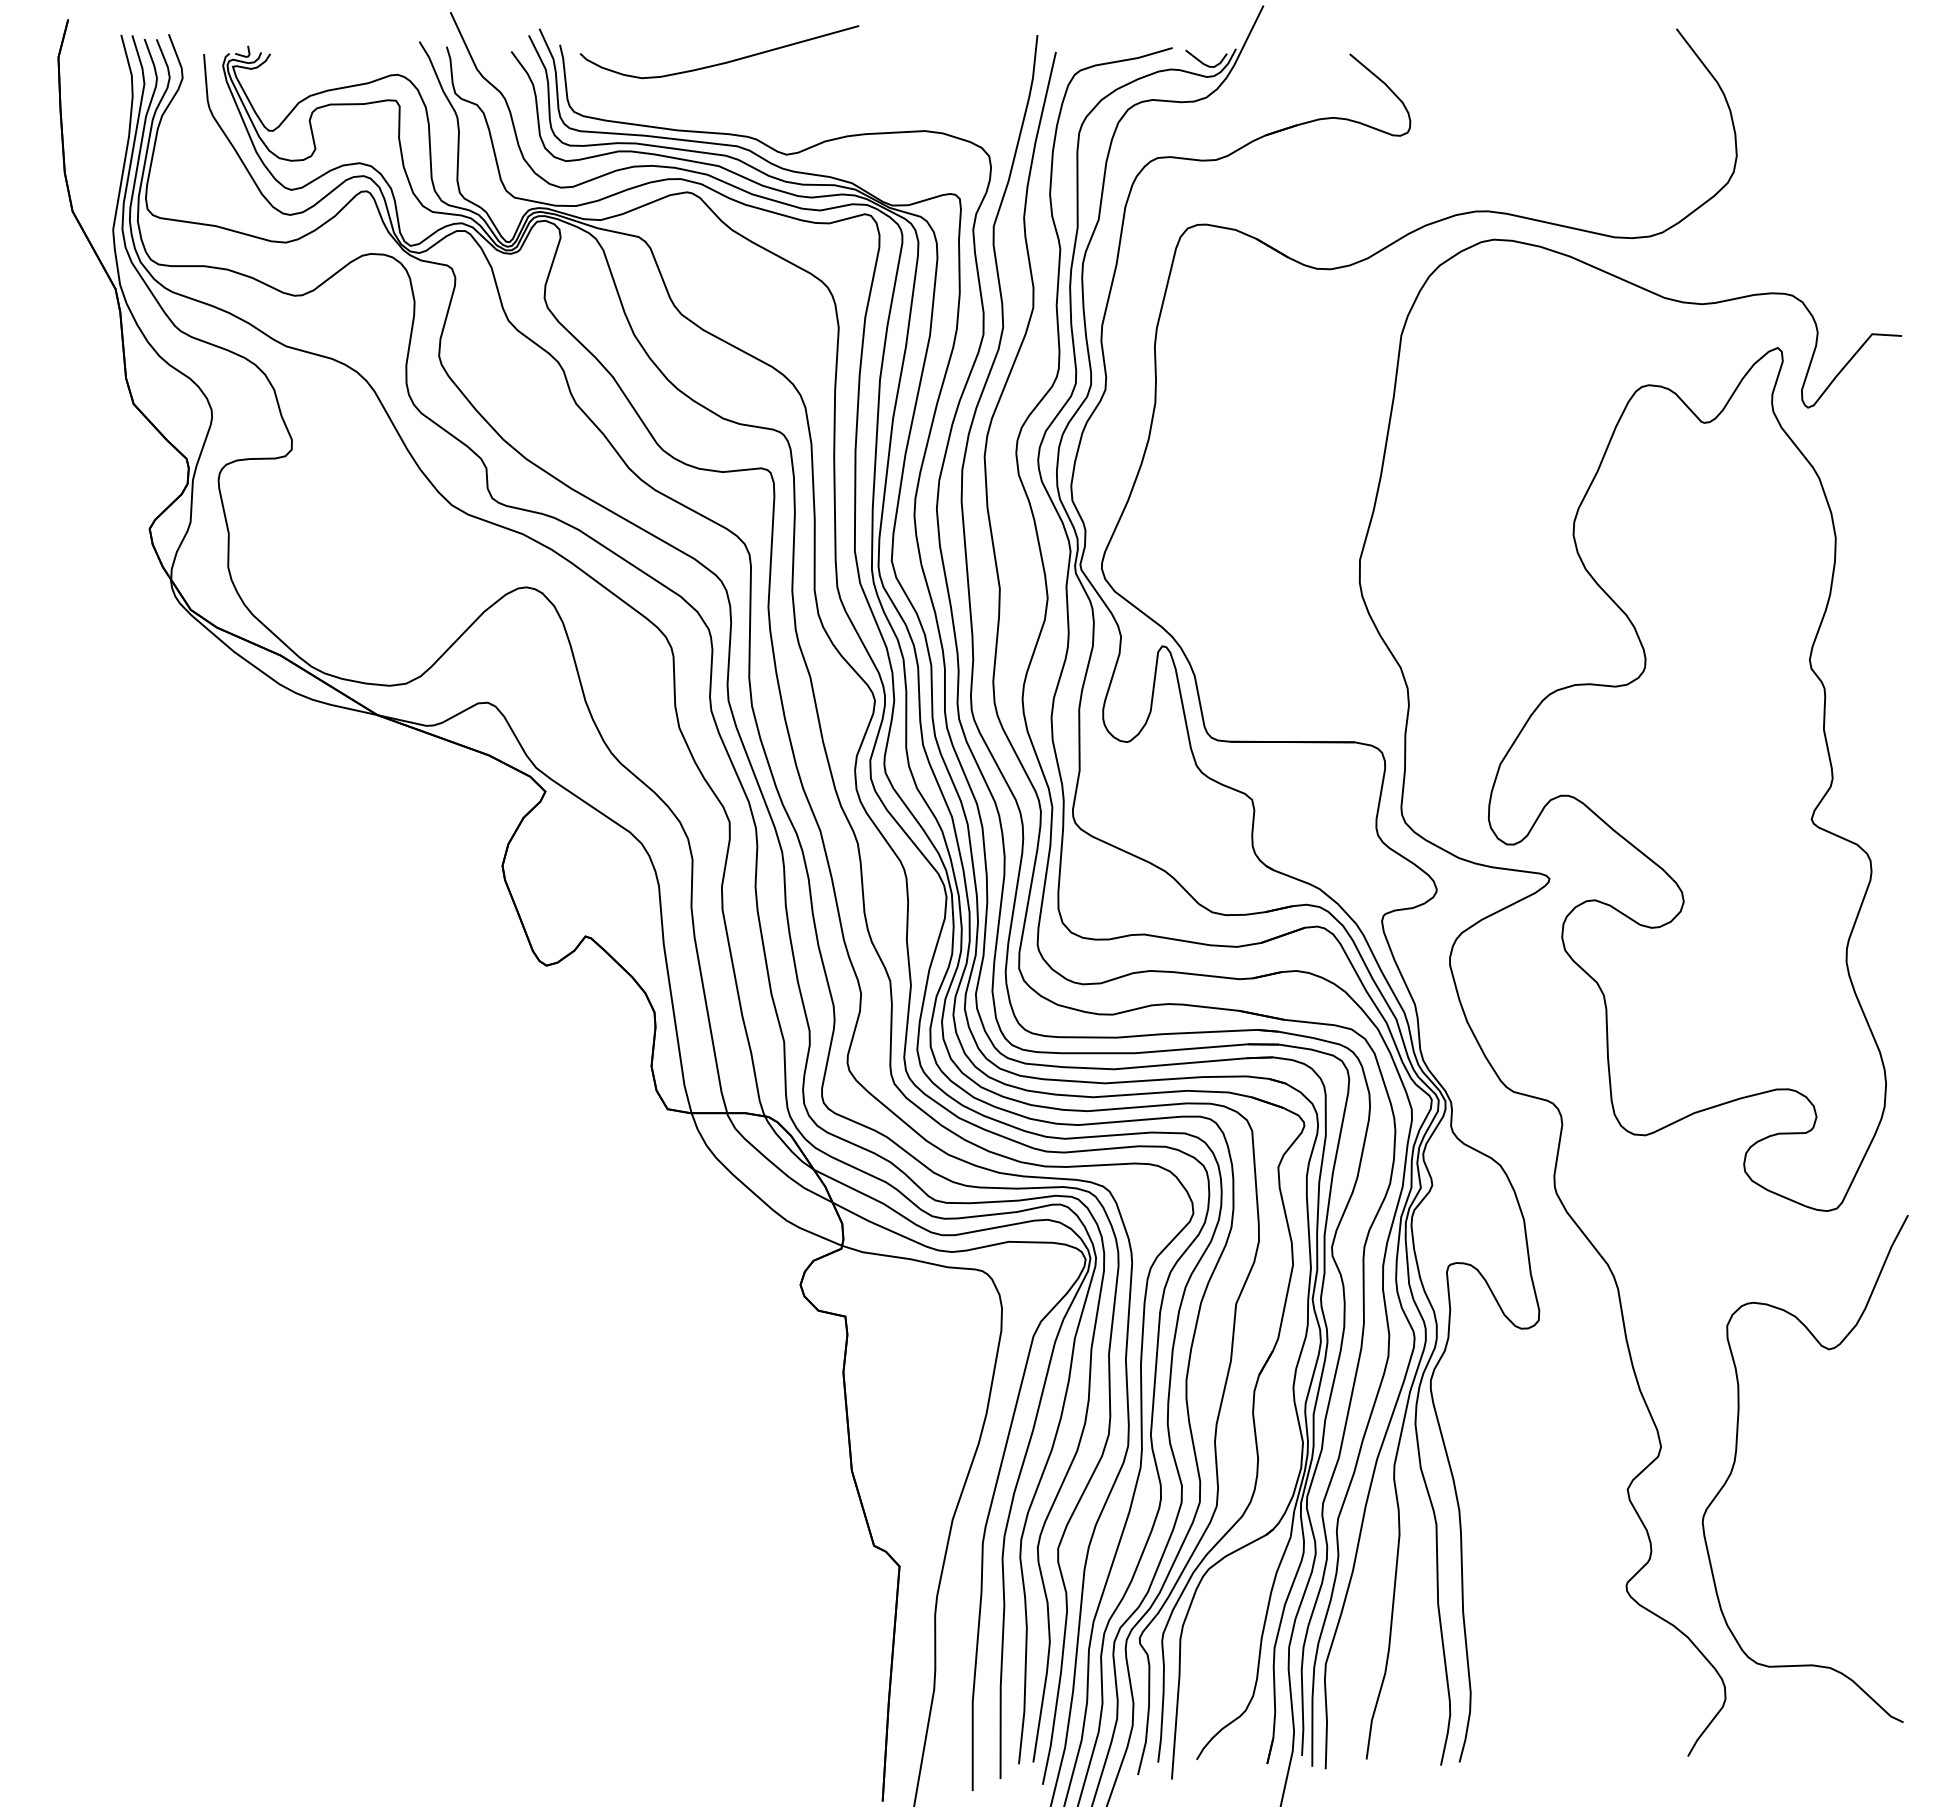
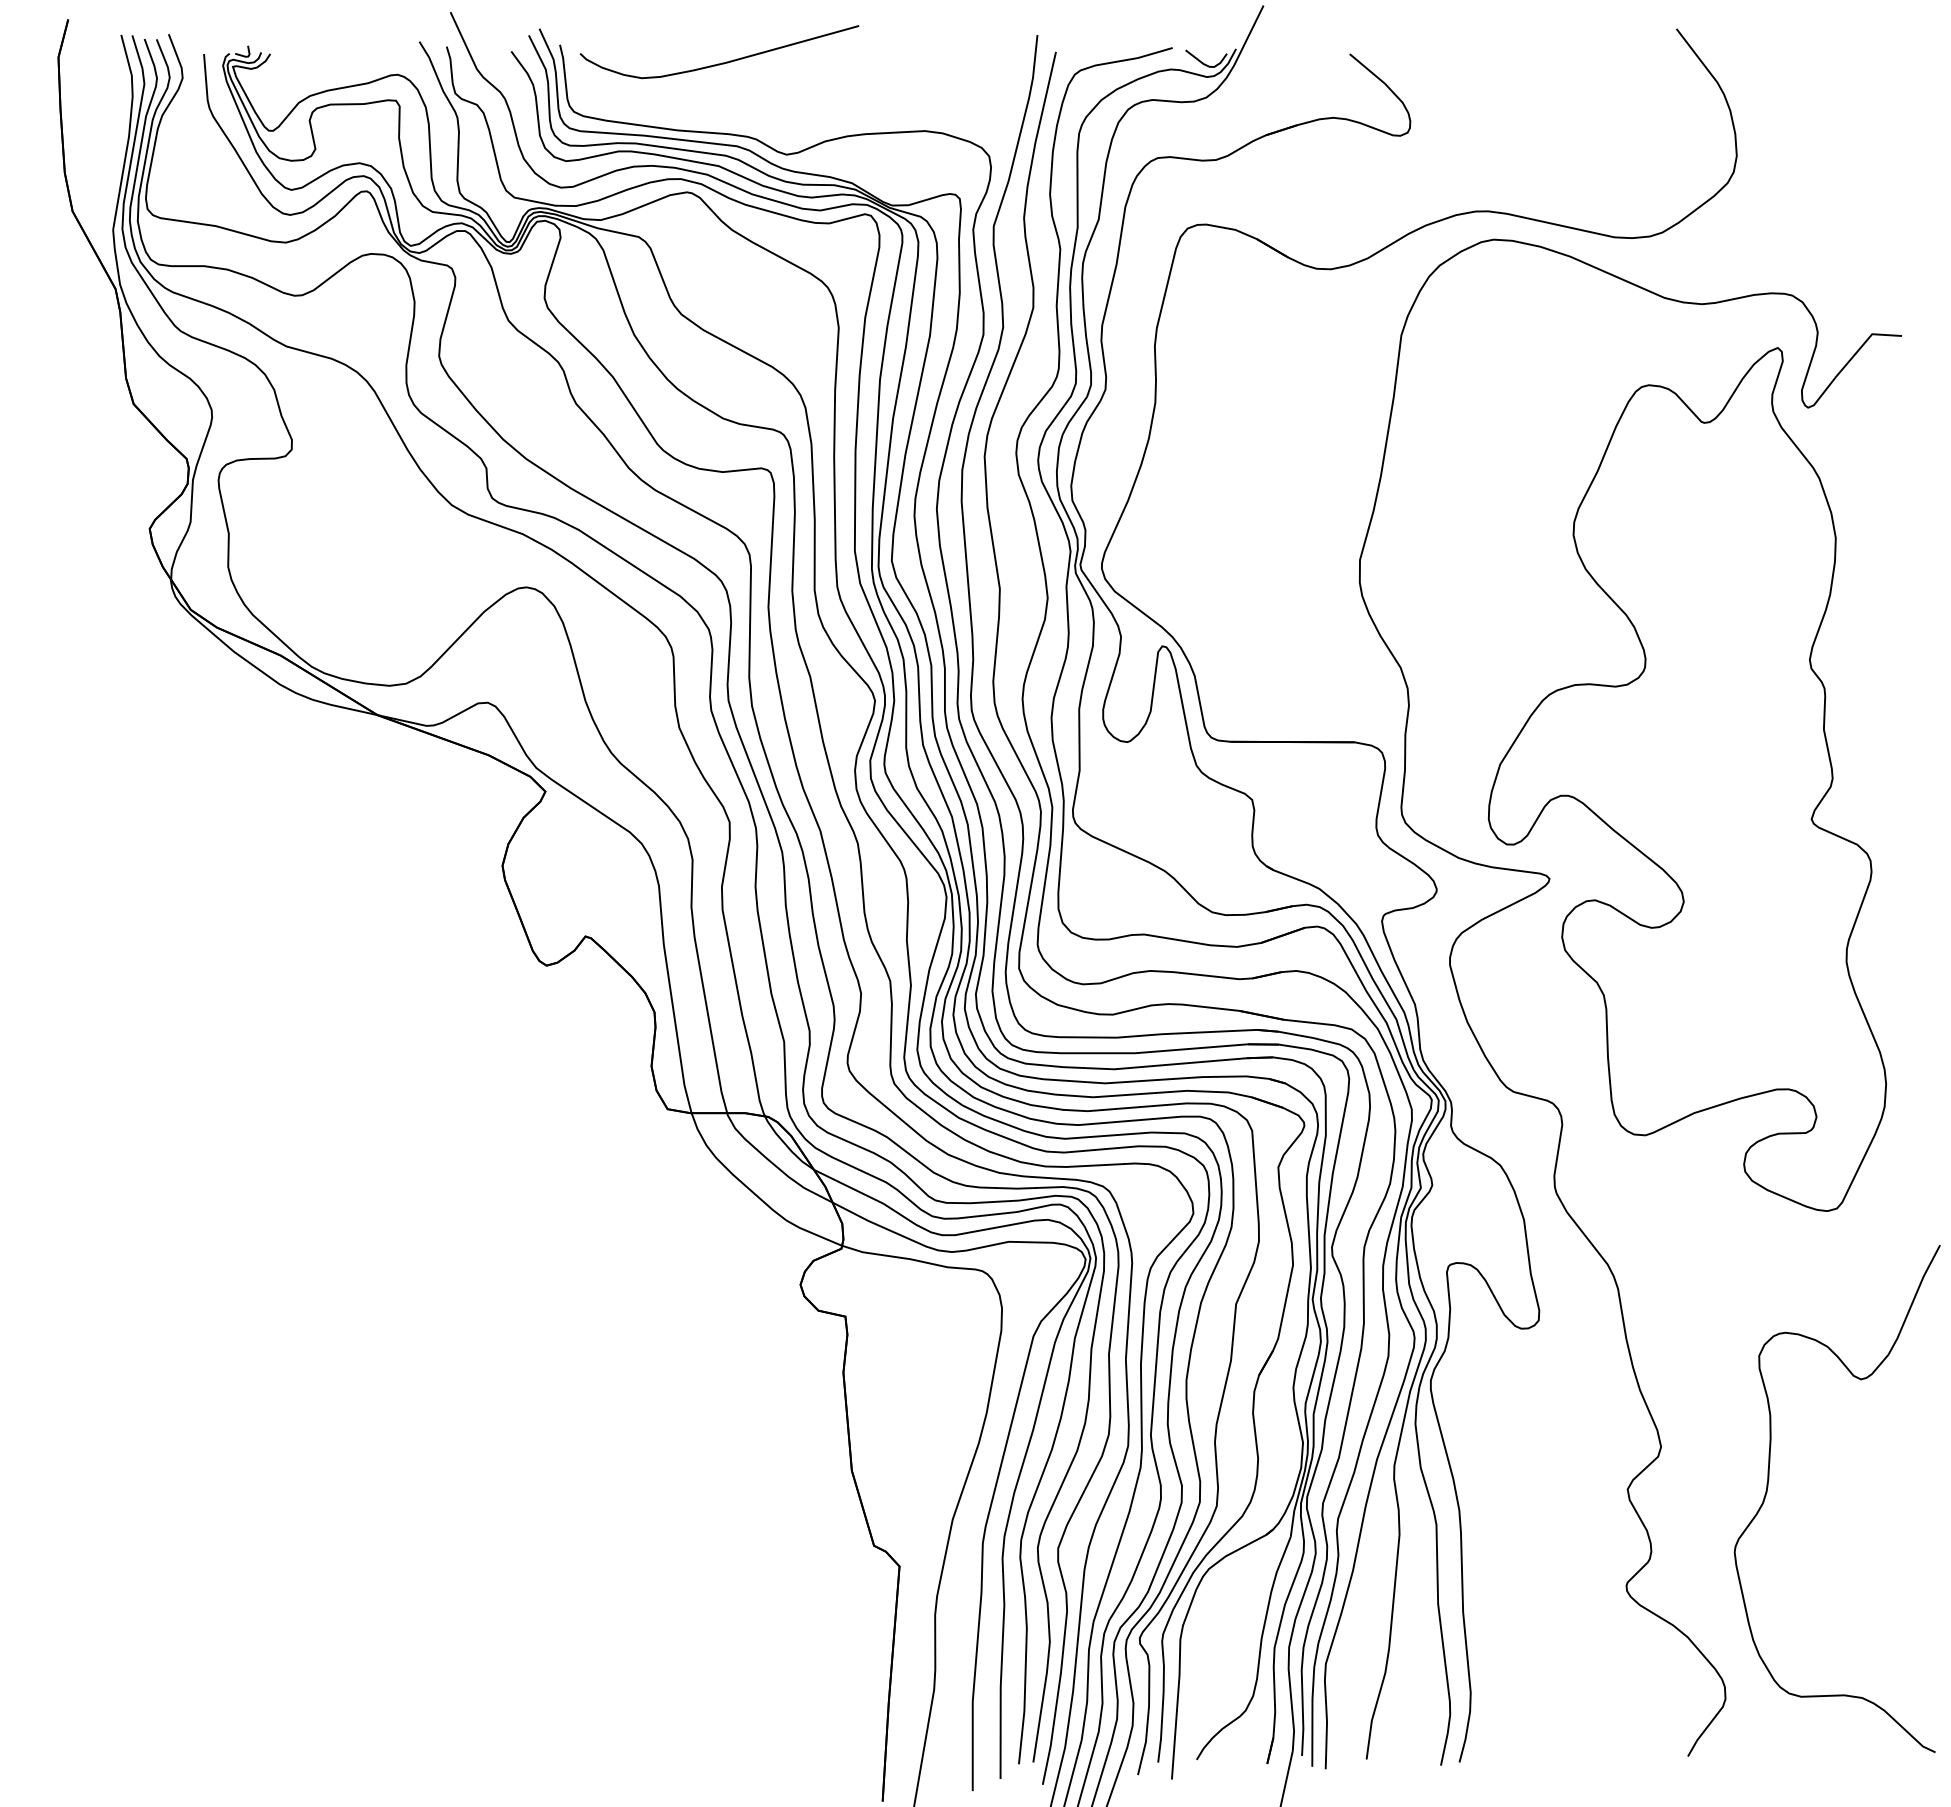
curve position: (1736, 1457) -> (1768, 1487) (1768, 1487)
